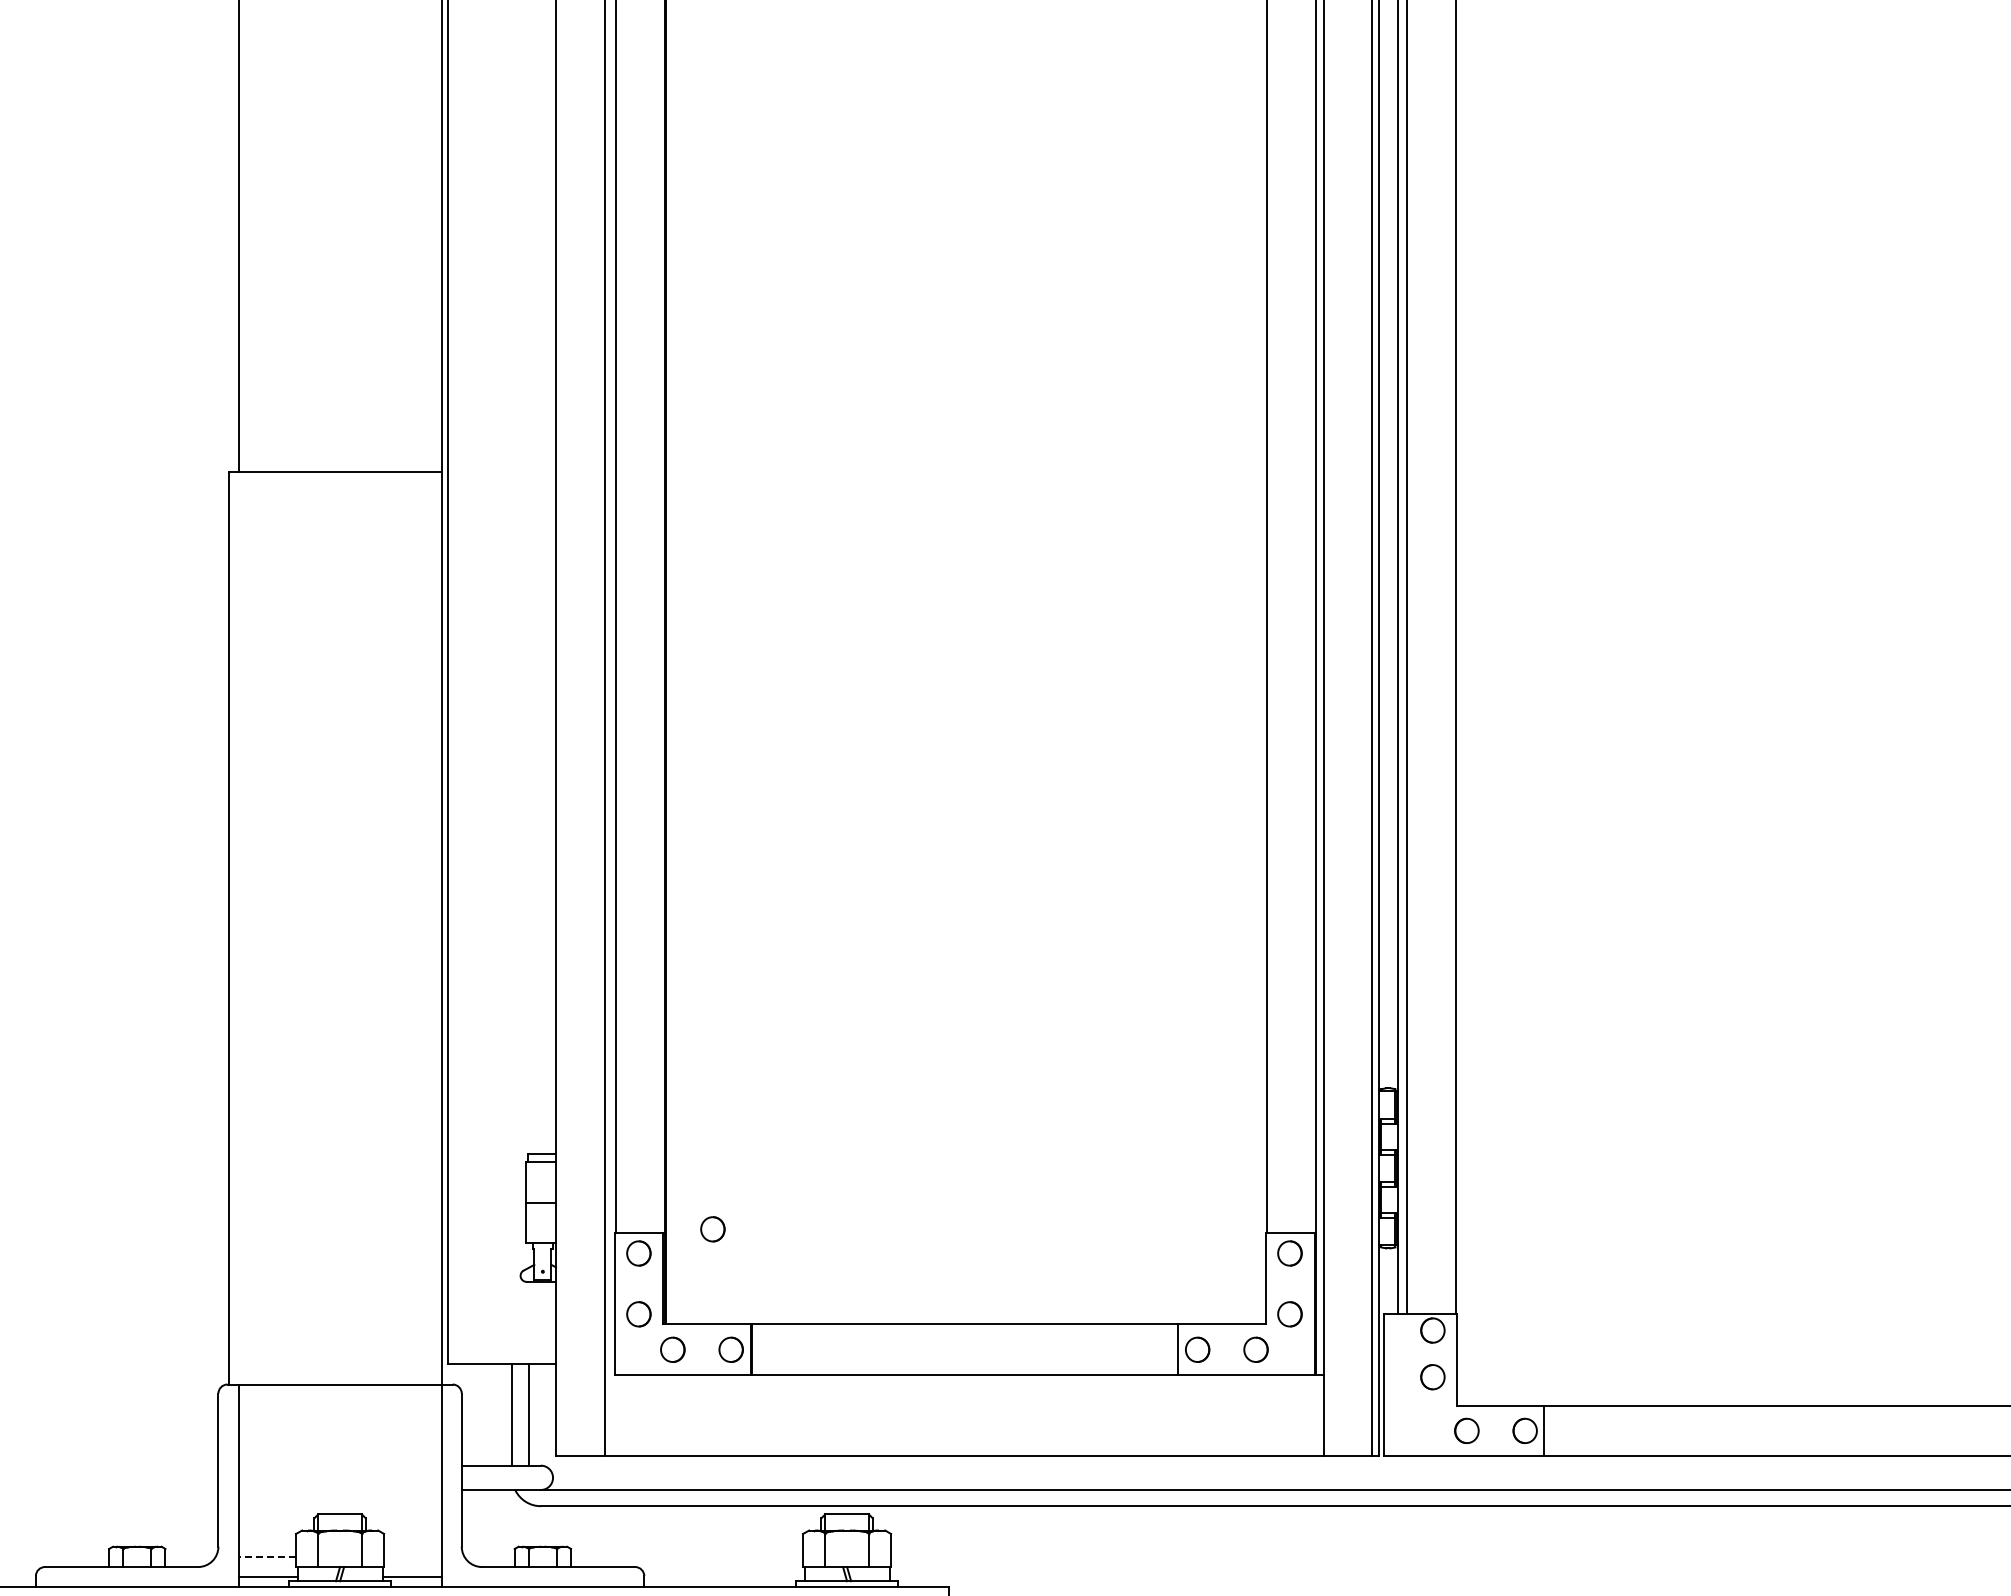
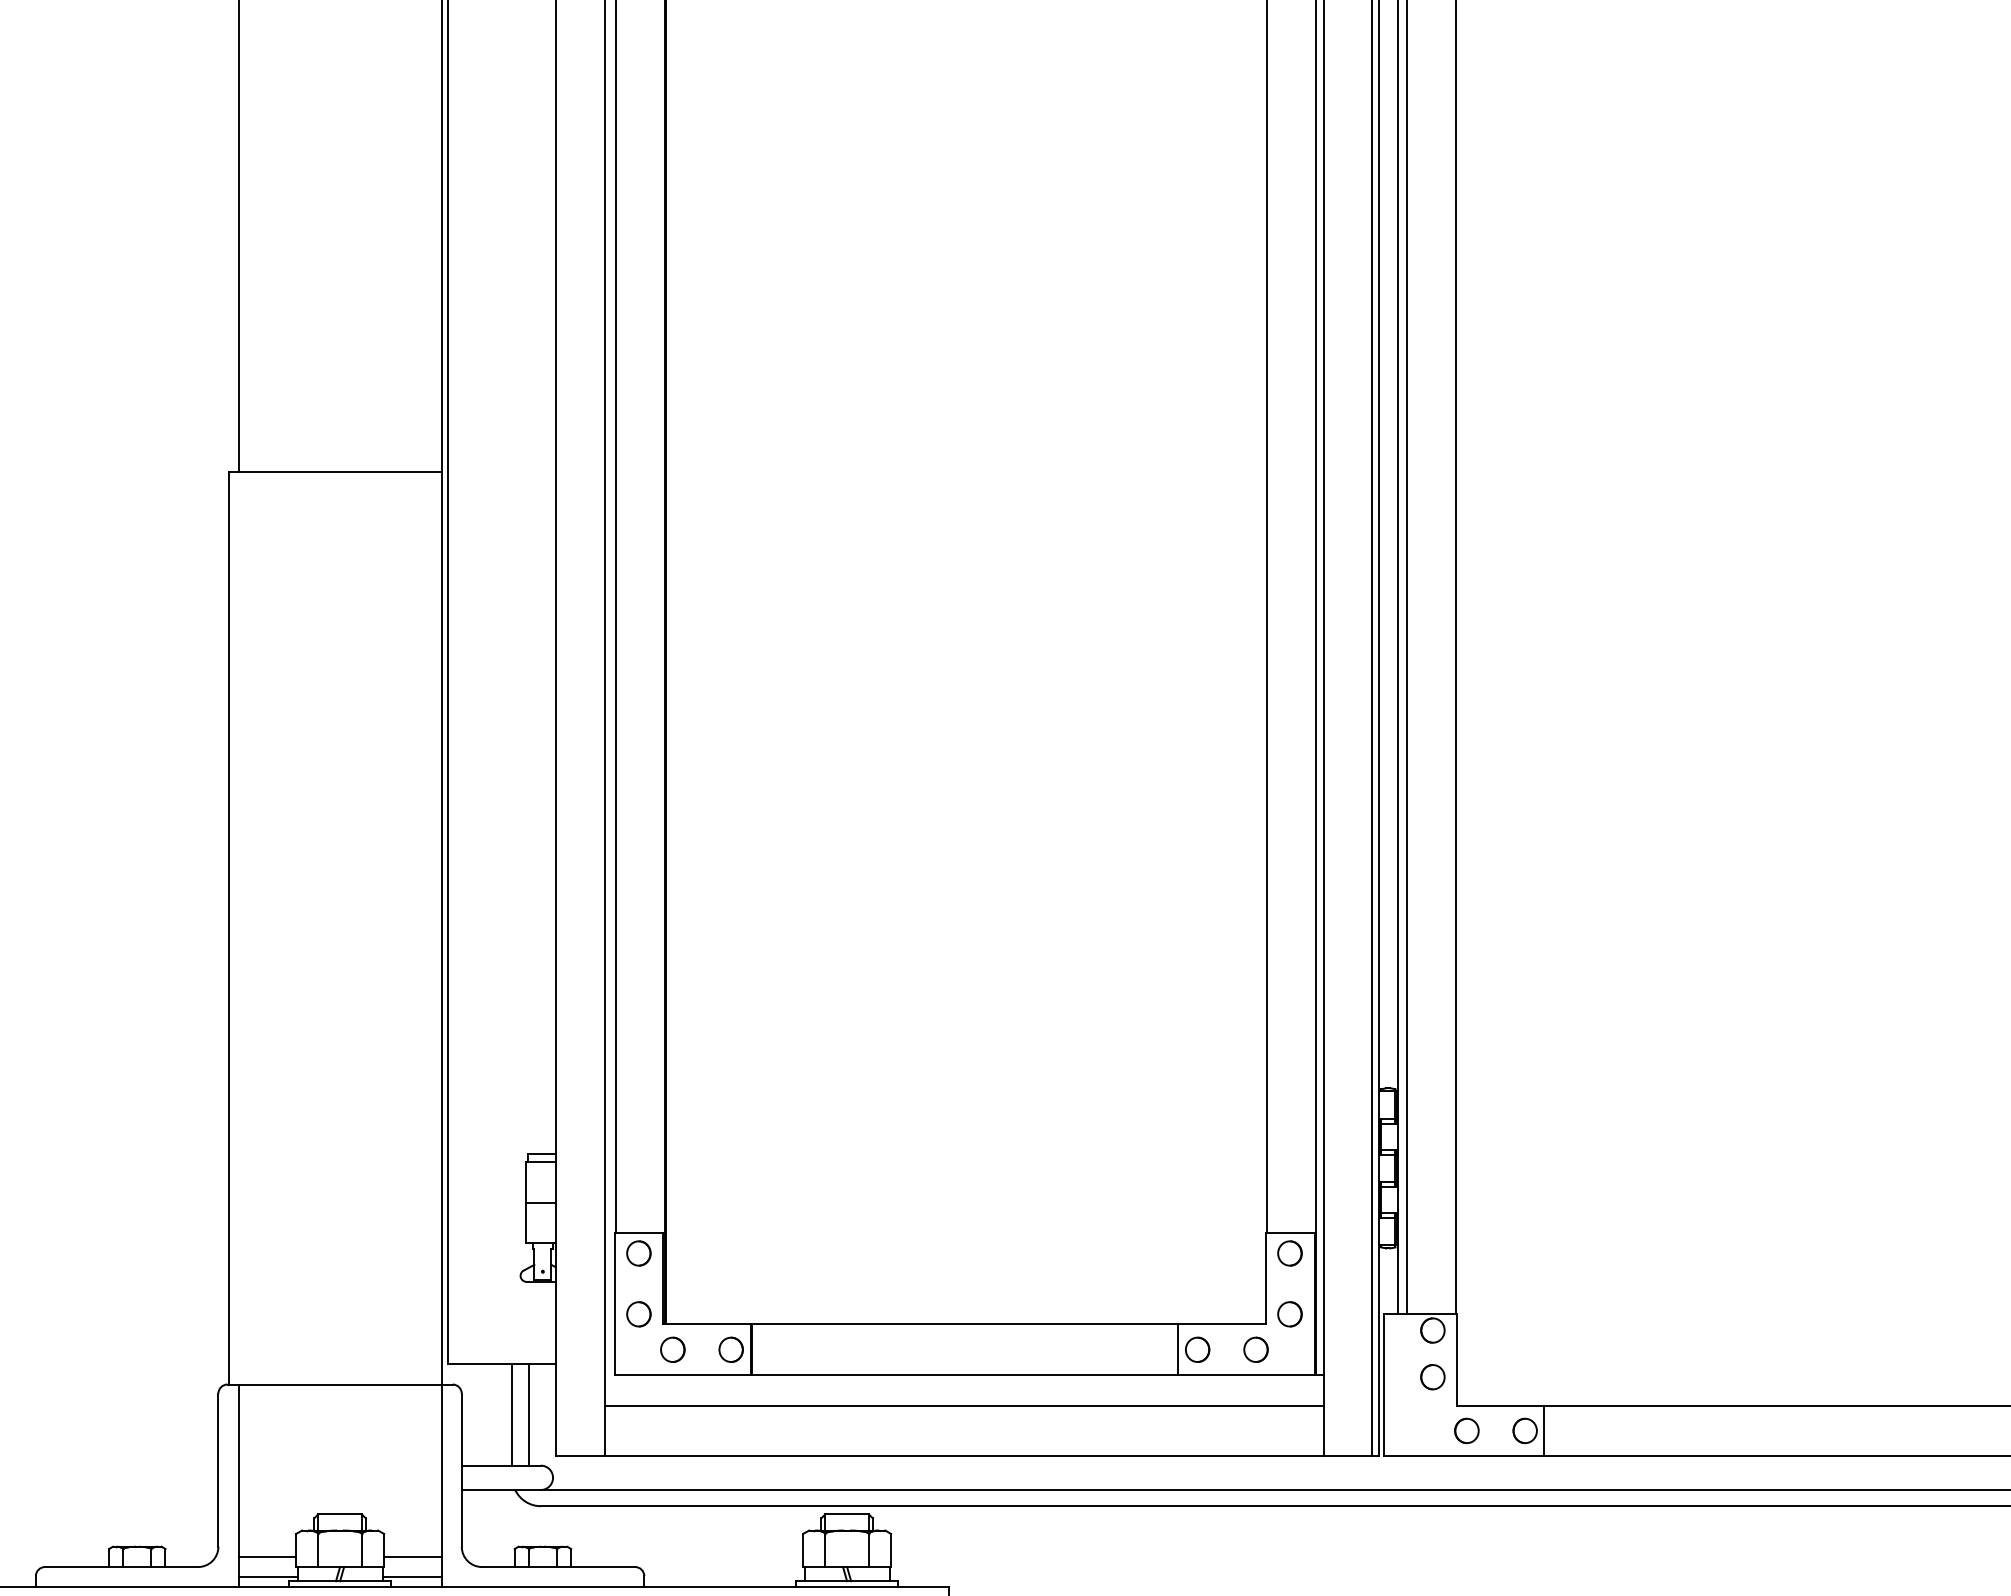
part: present -> none (712, 1229)
line: none -> present (963, 1405)
line: dashed -> solid (267, 1556)
line: none -> present (412, 1556)
